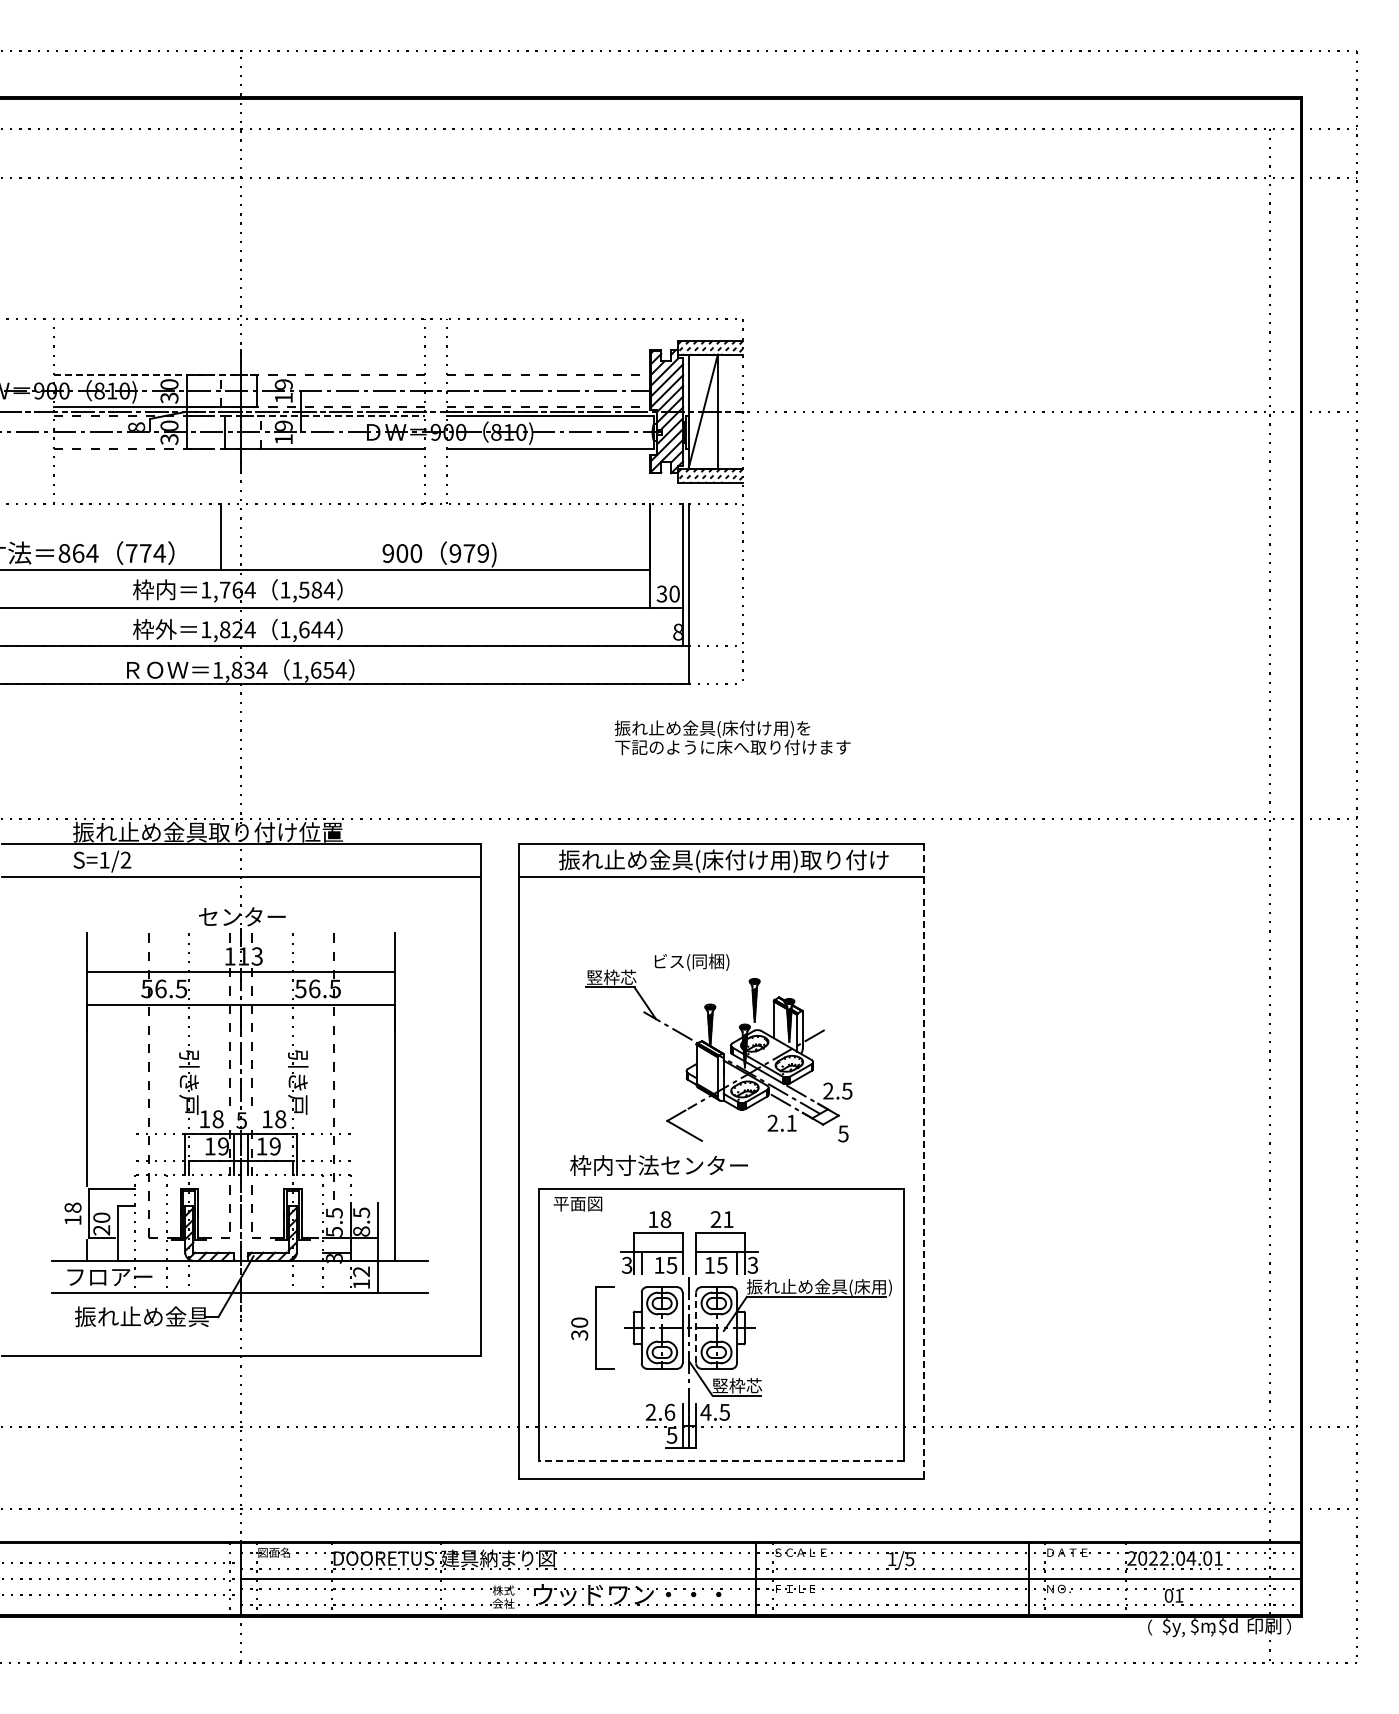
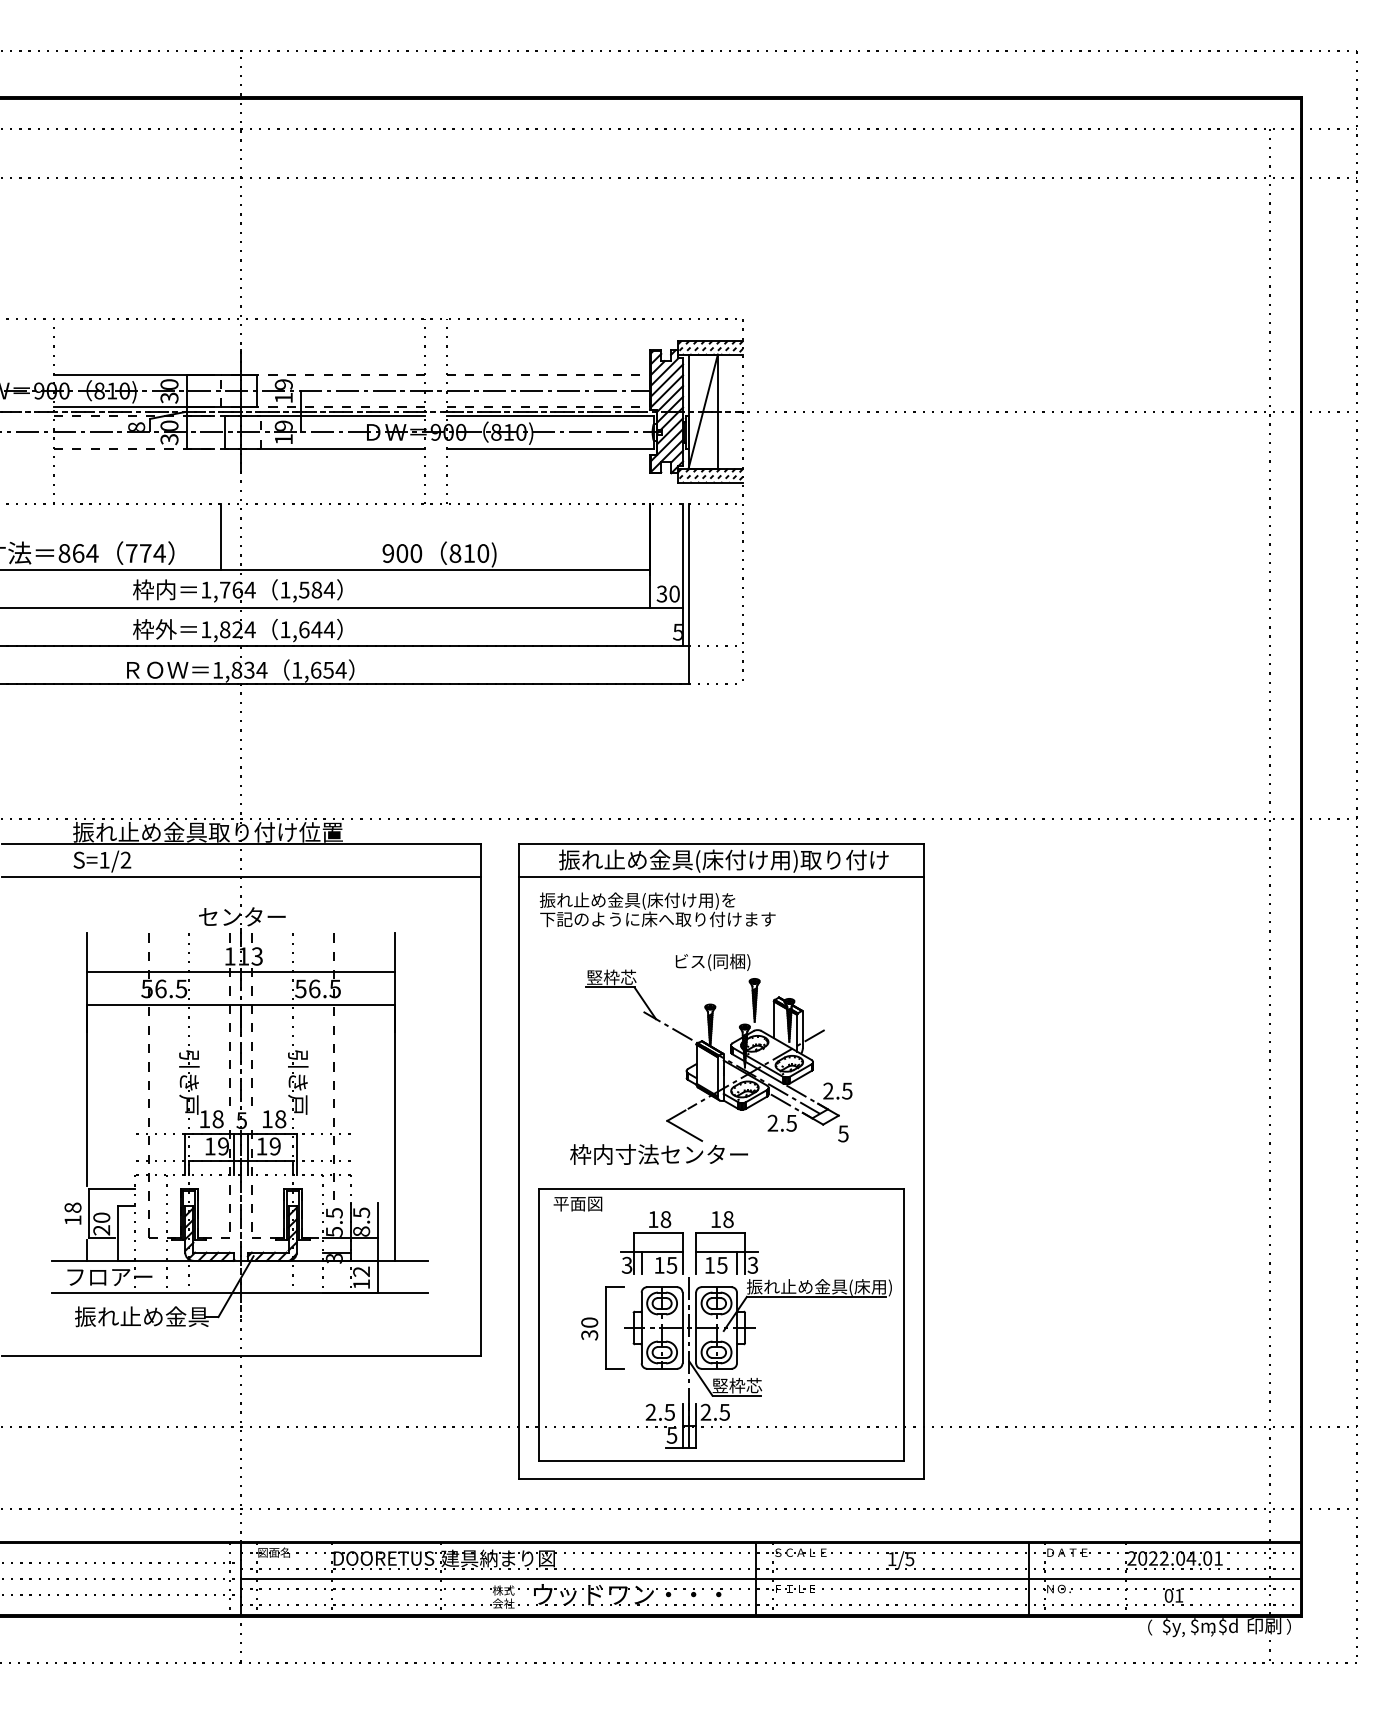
line: dashed -> solid (155, 374)
line: dashed -> solid (325, 416)
text: 979) -> 810) (469, 553)
text: 8 -> 5 (677, 631)
text position: (732, 737) -> (657, 909) (657, 909)
text position: (691, 961) -> (712, 961) (712, 961)
text: 2.1 -> 2.5 (791, 1123)
line: dashed -> solid (924, 1161)
text position: (658, 1165) -> (658, 1154) (658, 1154)
text: 21 -> 18 (721, 1219)
part position: (592, 1327) -> (602, 1327) (602, 1327)
line: dashed -> solid (696, 1327)
text: 2.6 -> 2.5 (669, 1411)
text: 4.5 -> 2.5 (705, 1411)
line: dashed -> solid (720, 1461)
